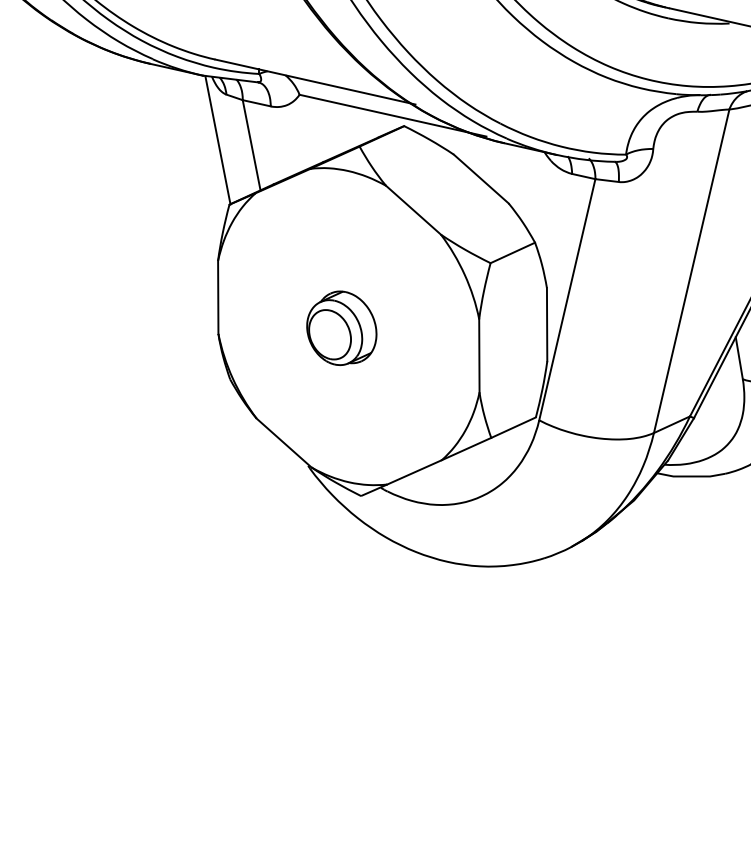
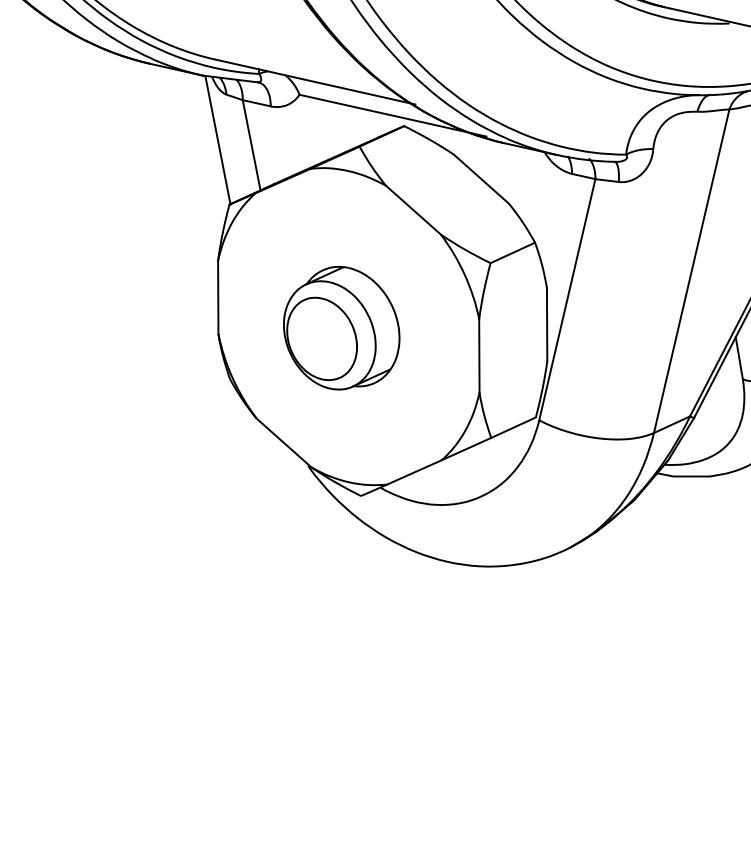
part size: 72x76 px -> 118x125 px (341, 328)
